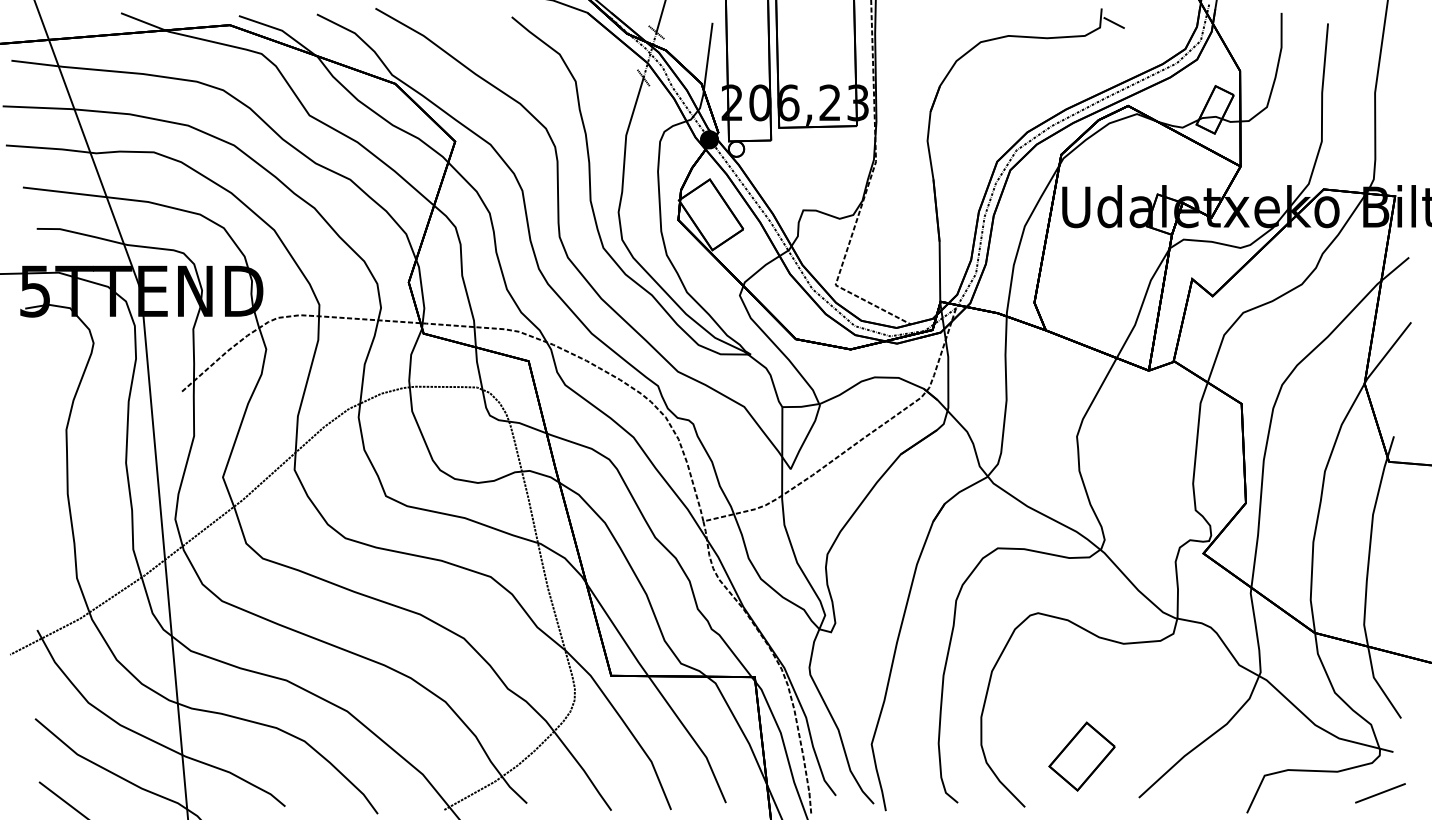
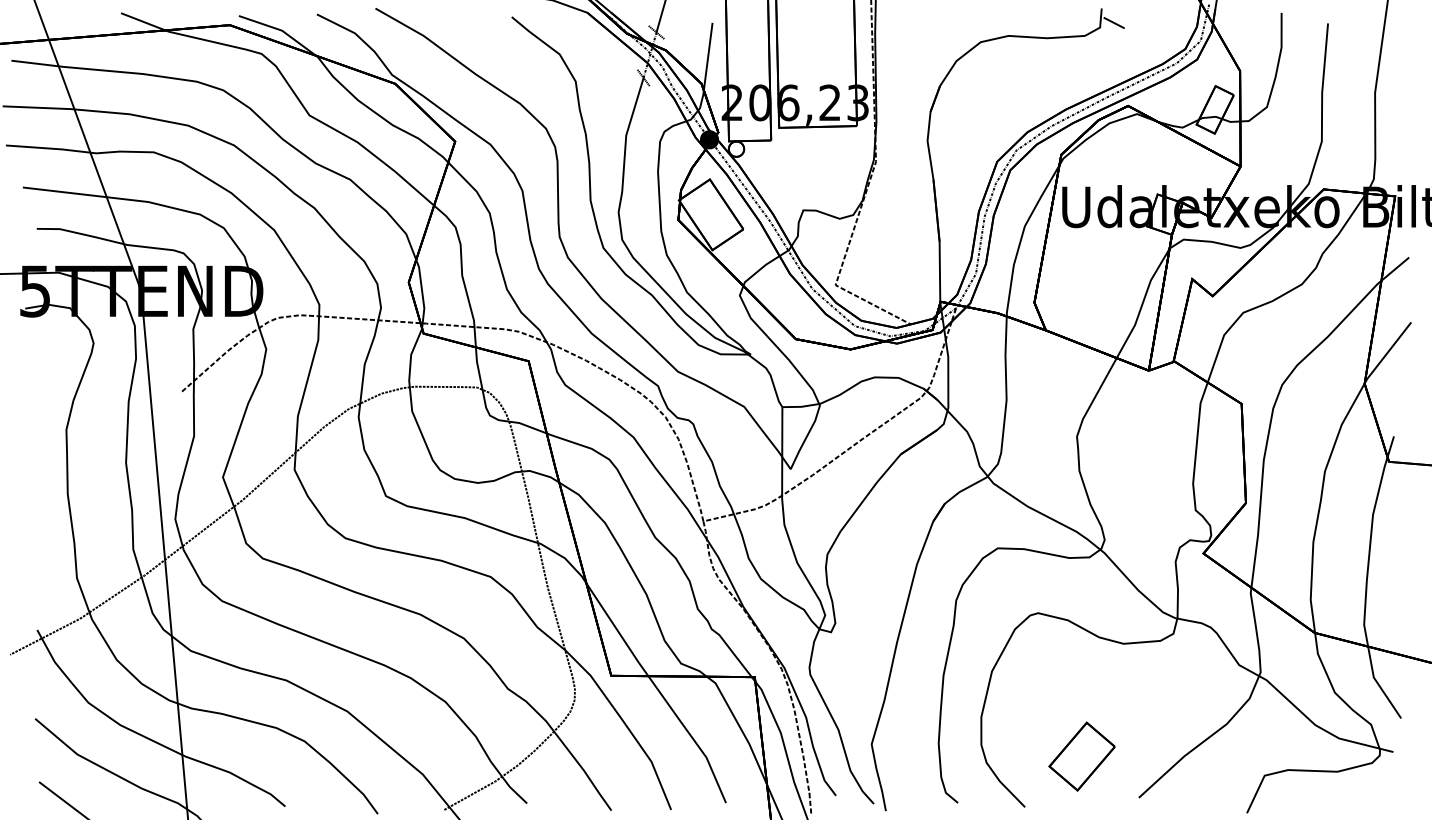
line: present -> none (1380, 793)
